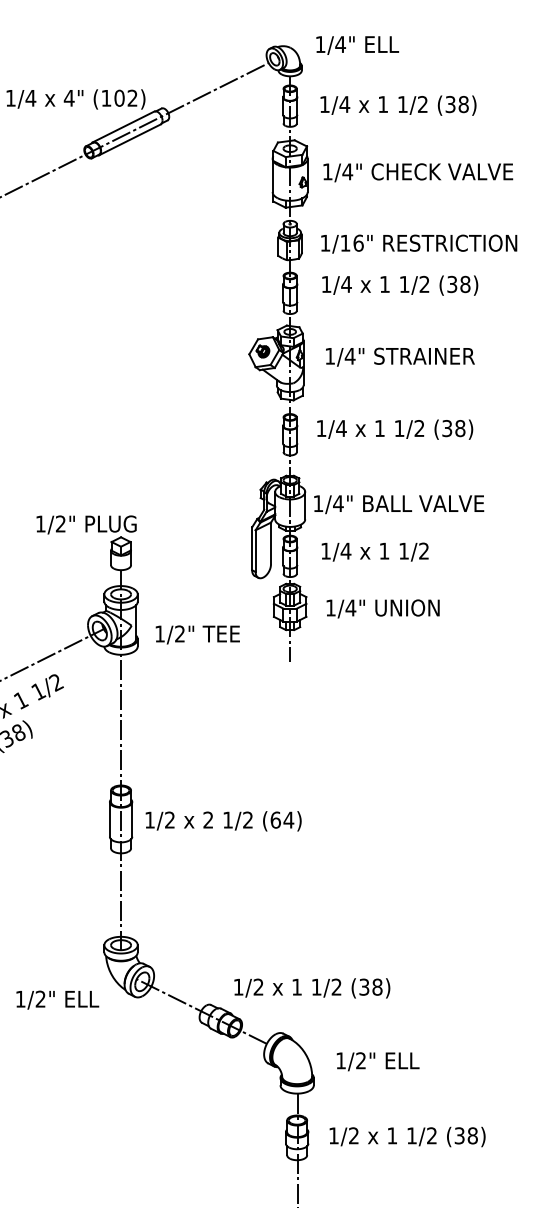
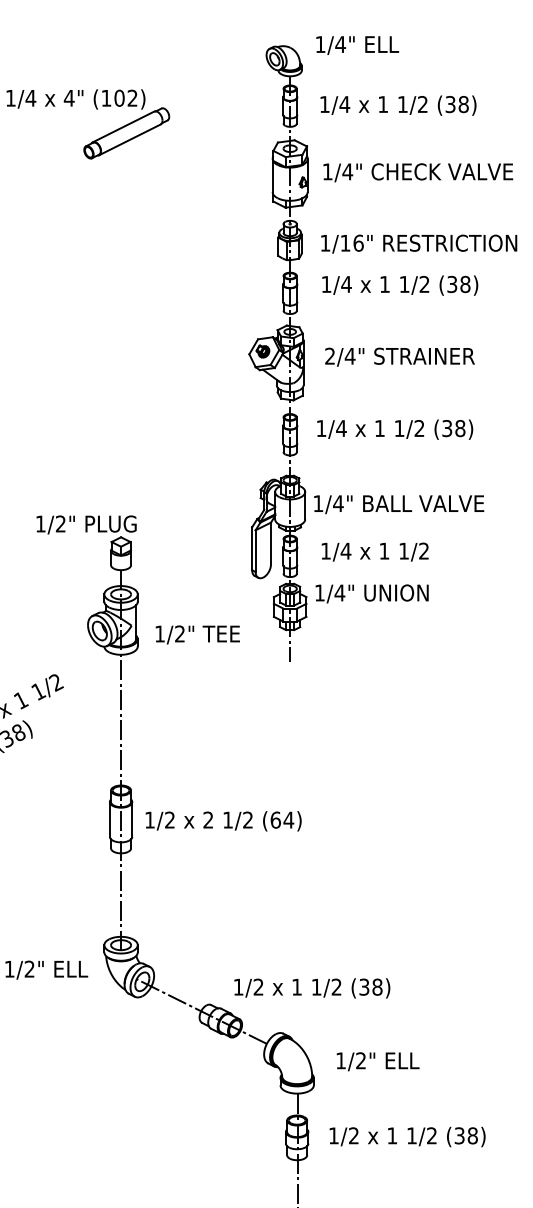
line: present -> none (135, 129)
text: 1/4" -> 2/4" (329, 355)
text position: (382, 608) -> (371, 593) (371, 593)
line: present -> none (53, 653)
text position: (57, 999) -> (46, 969) (46, 969)
